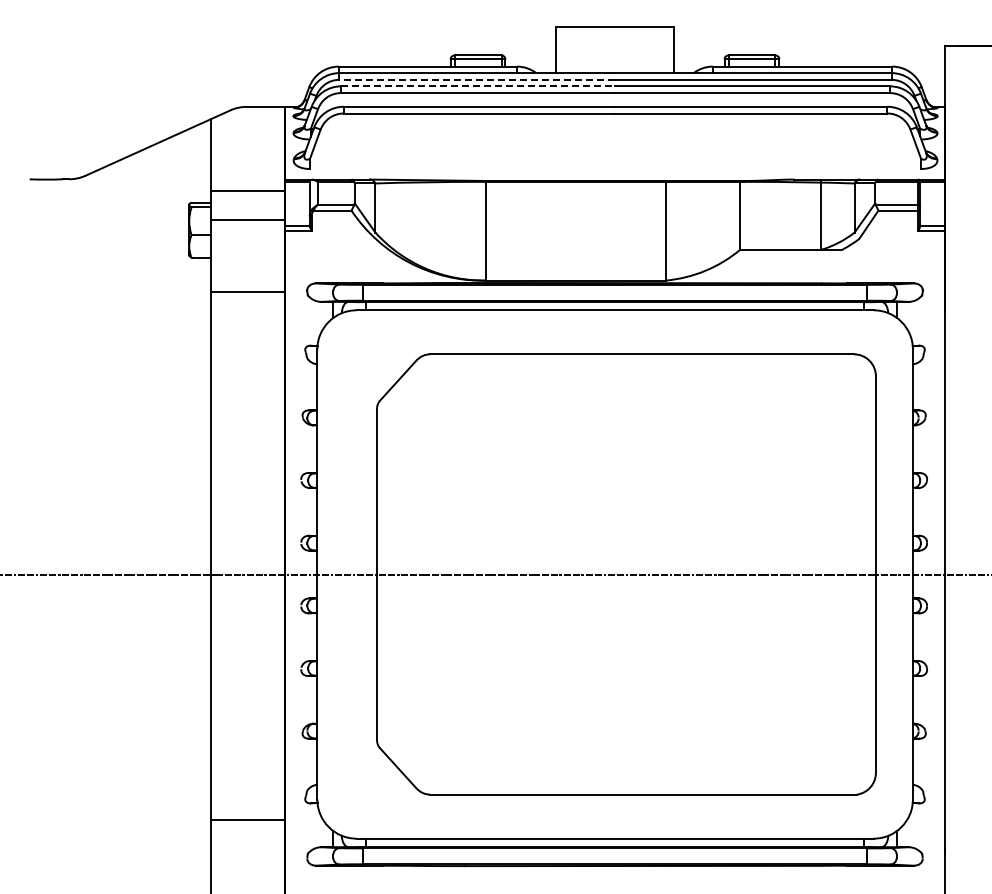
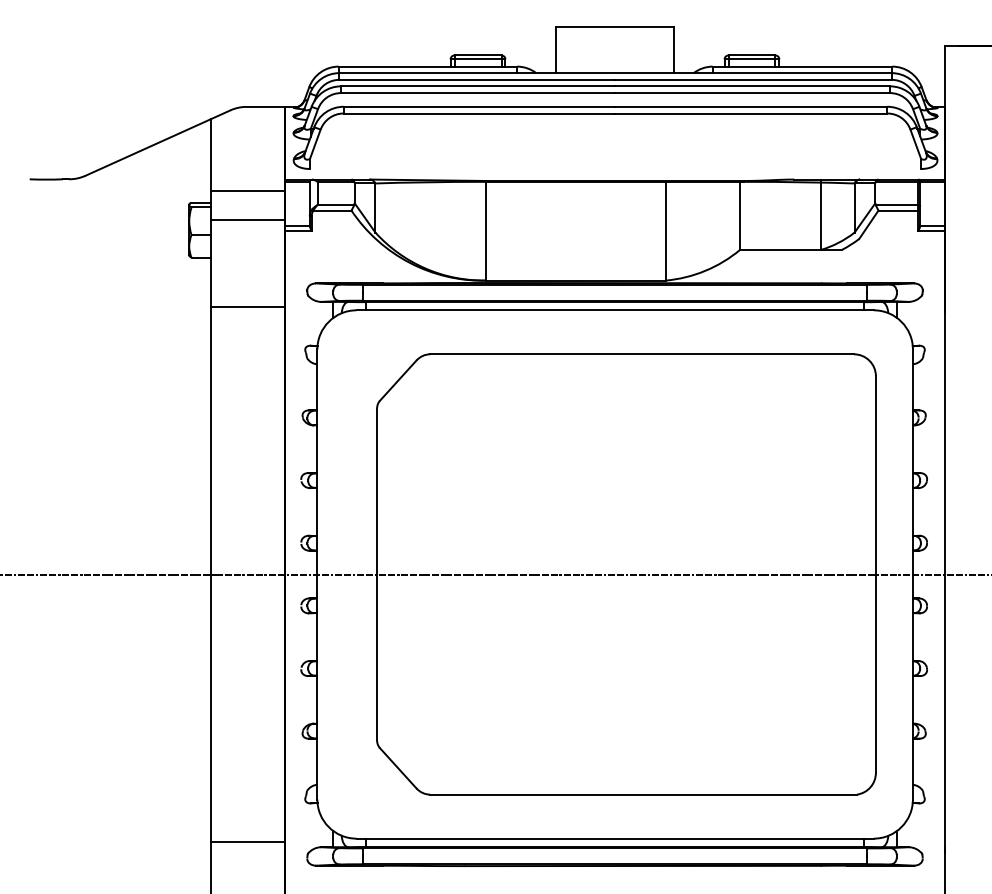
line: dashed -> solid (477, 79)
line: dashed -> solid (478, 86)
line position: (247, 291) -> (247, 306) (247, 306)
line position: (247, 820) -> (247, 842) (247, 842)
